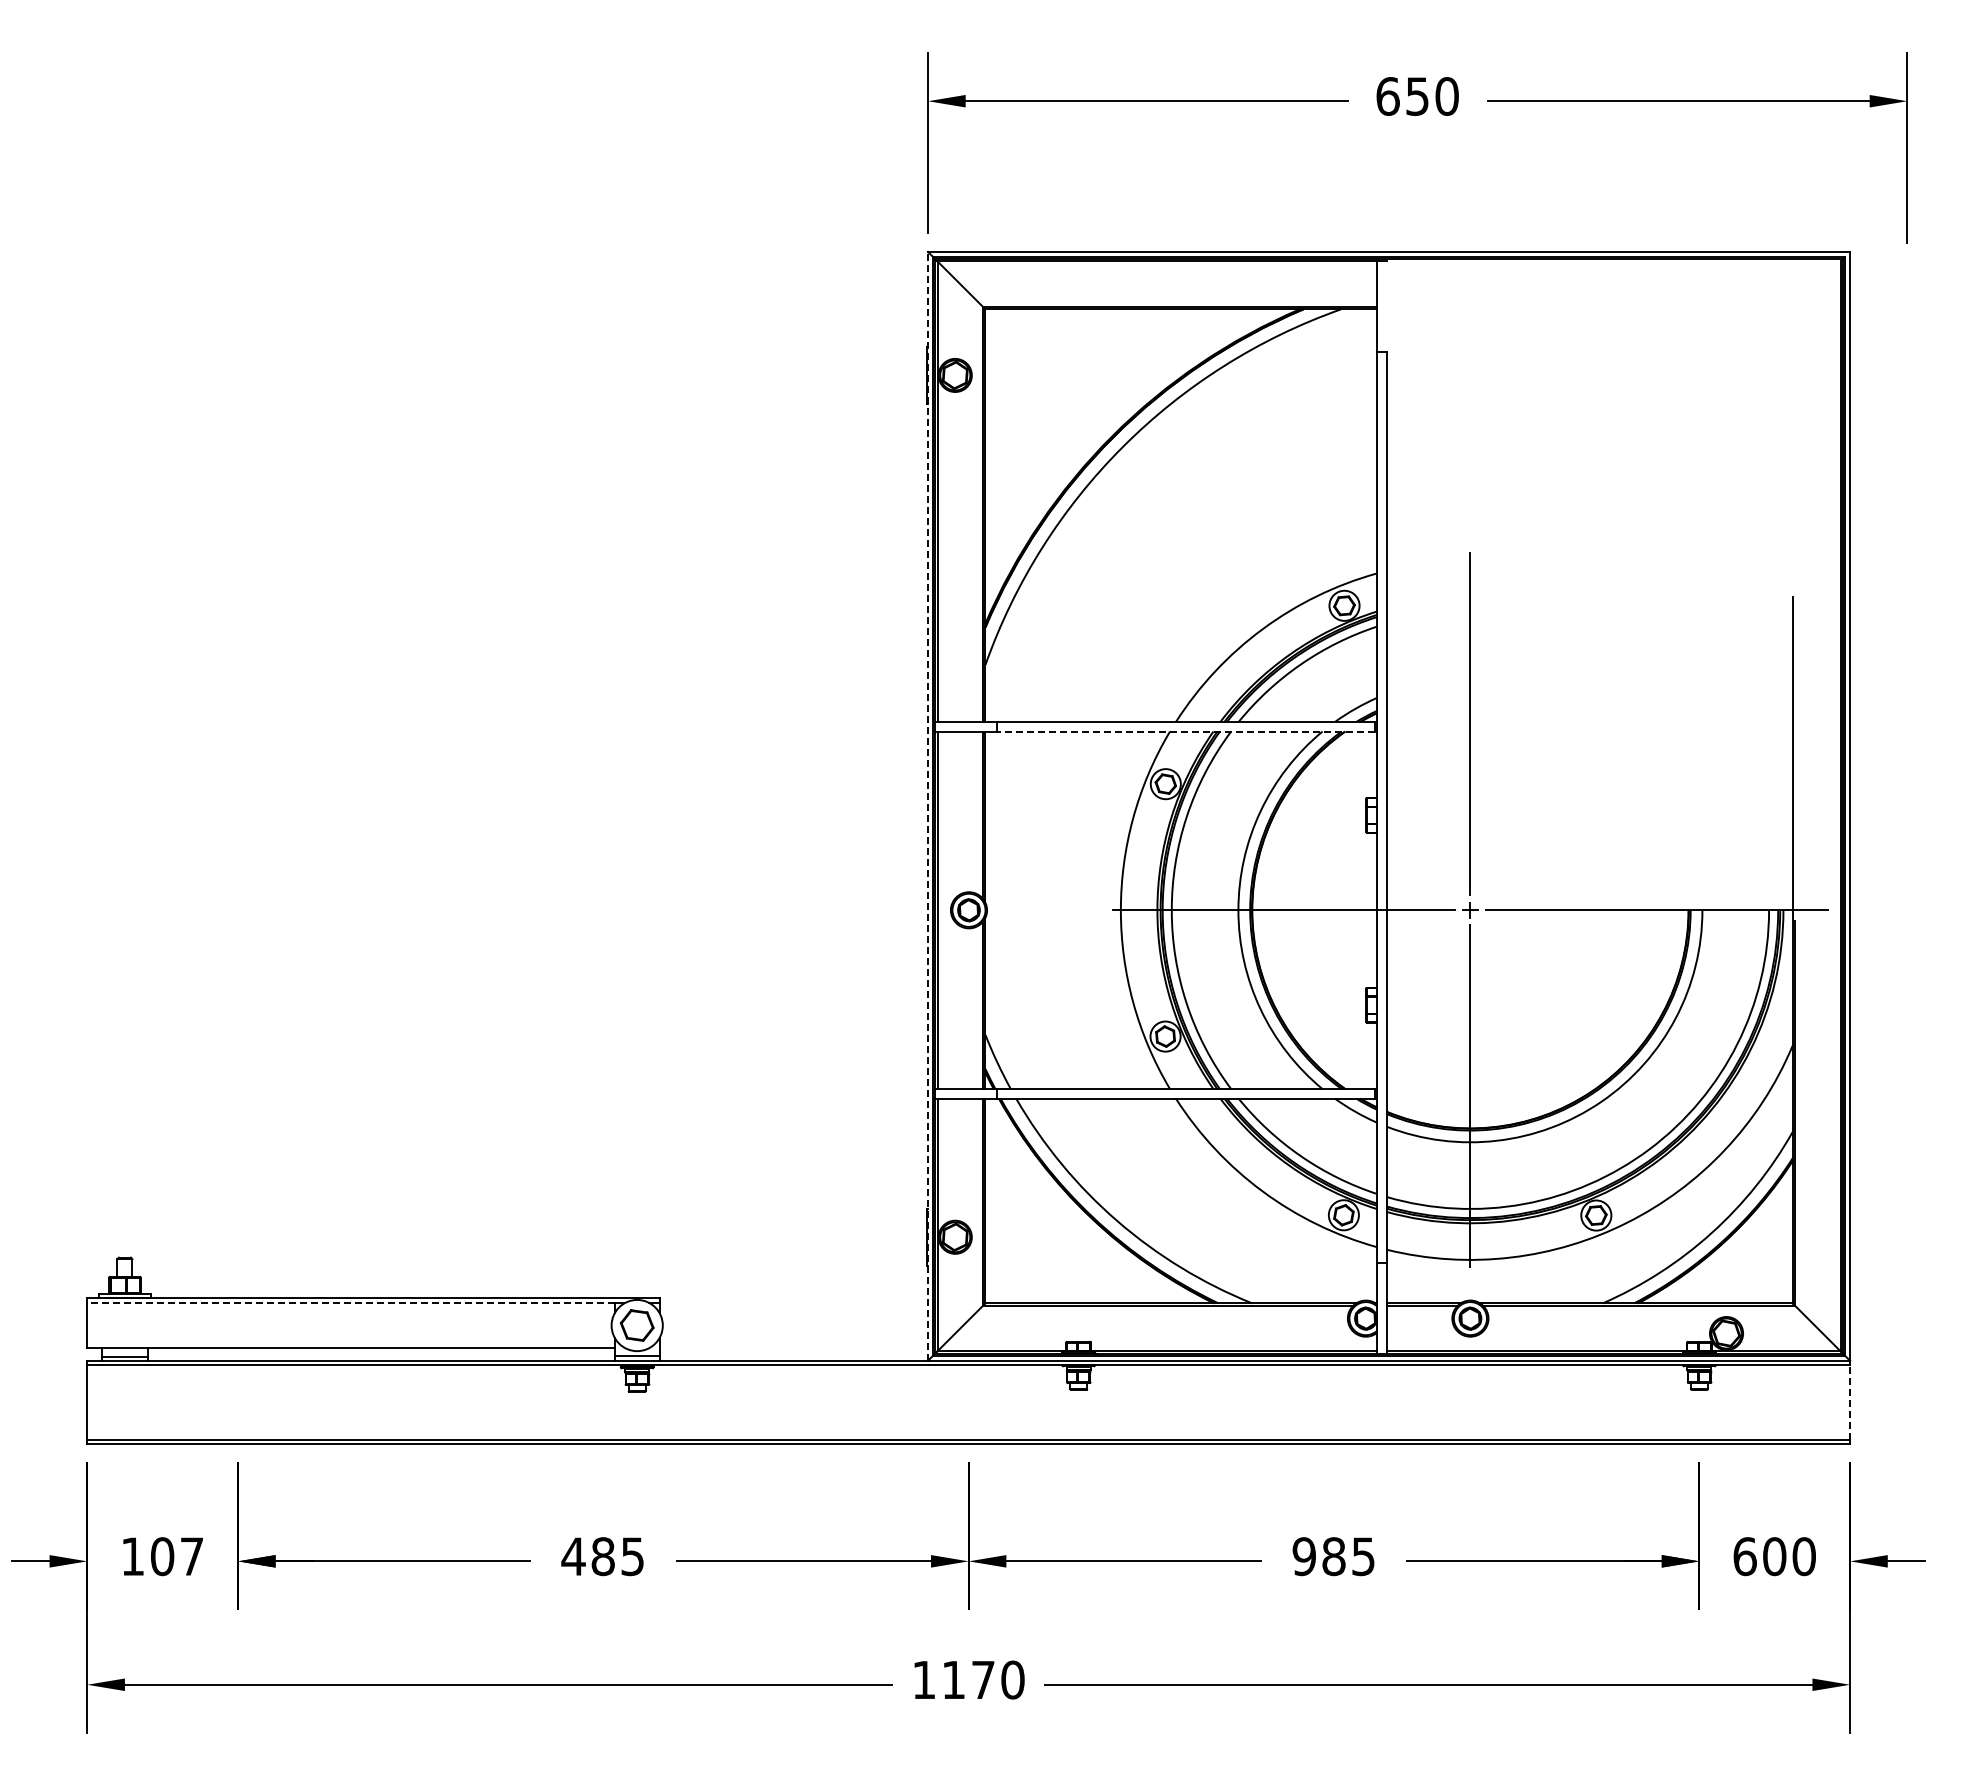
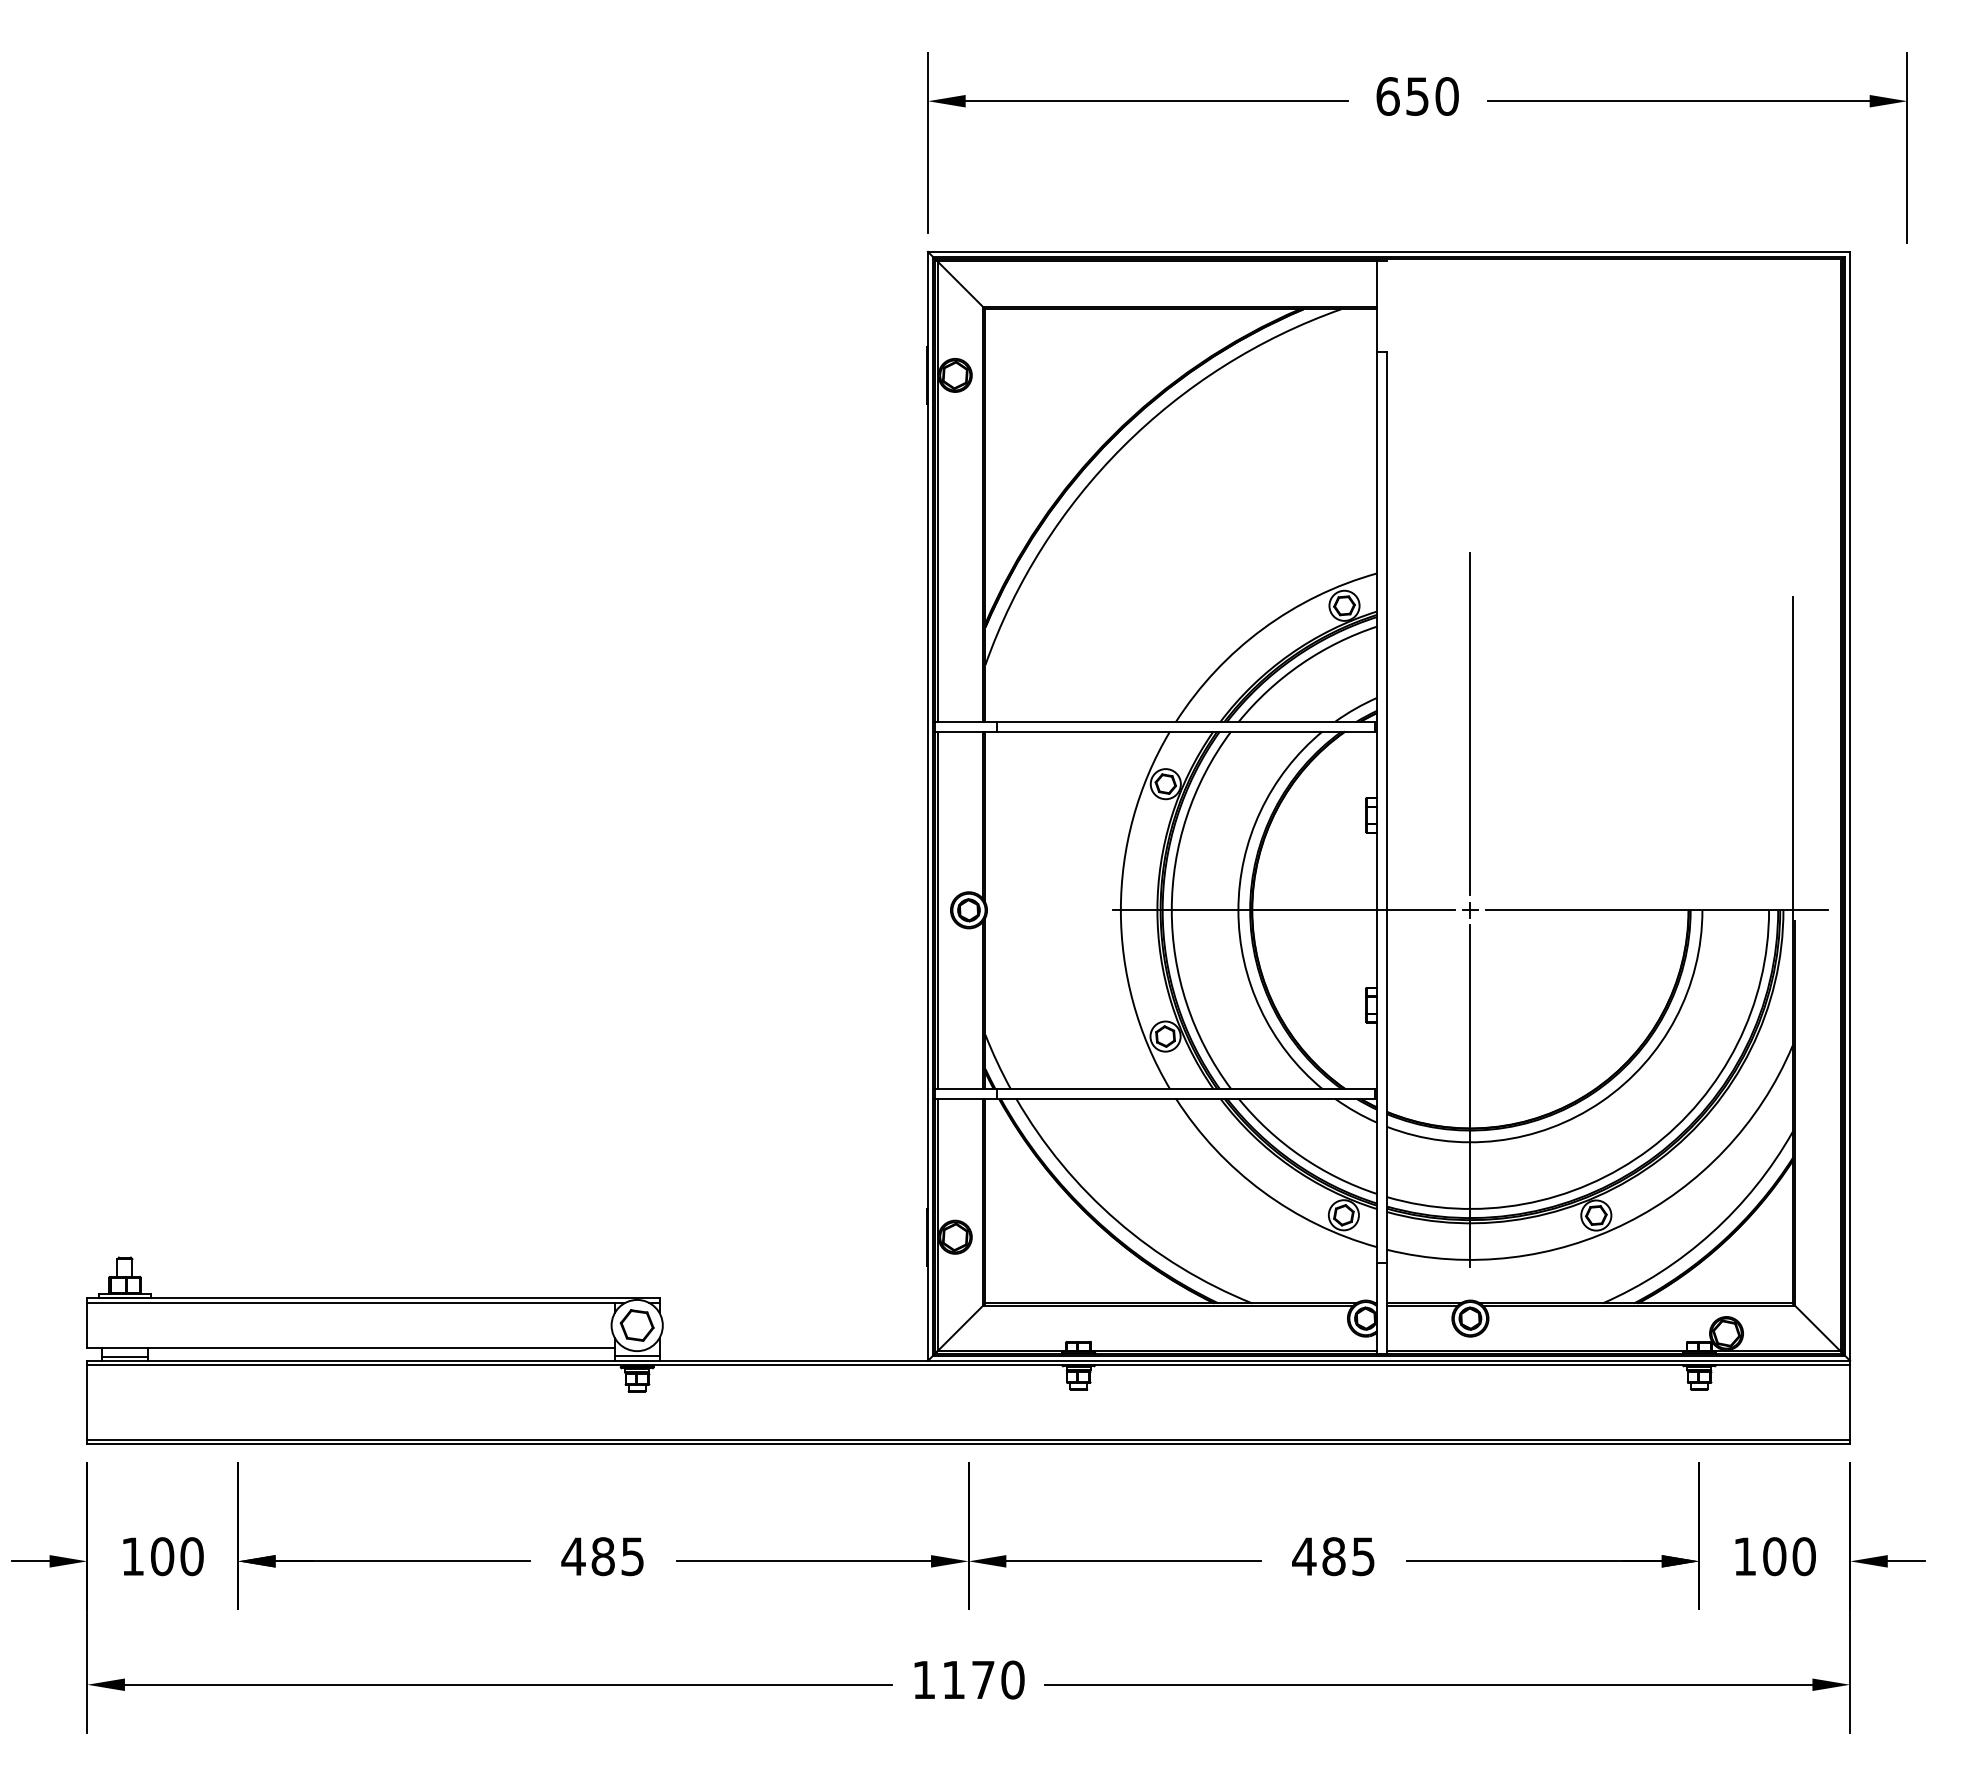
line: dashed -> solid (1186, 731)
line: dashed -> solid (928, 805)
line: dashed -> solid (350, 1302)
line: dashed -> solid (1850, 1402)
text: 107 -> 100 (191, 1556)
text: 985 -> 485 (1304, 1556)
text: 600 -> 100 (1744, 1556)
